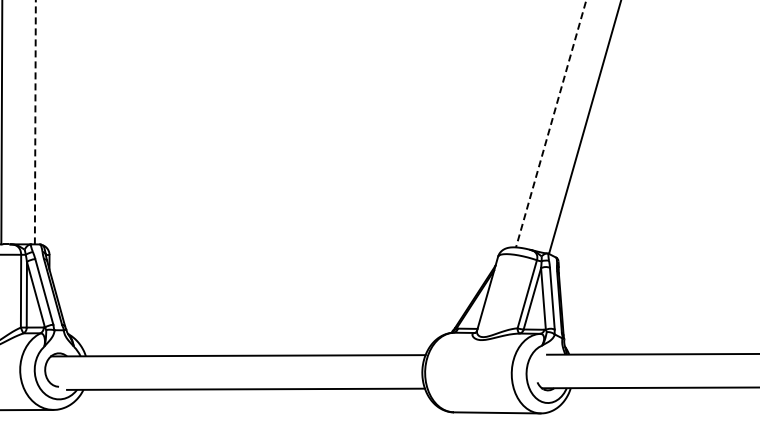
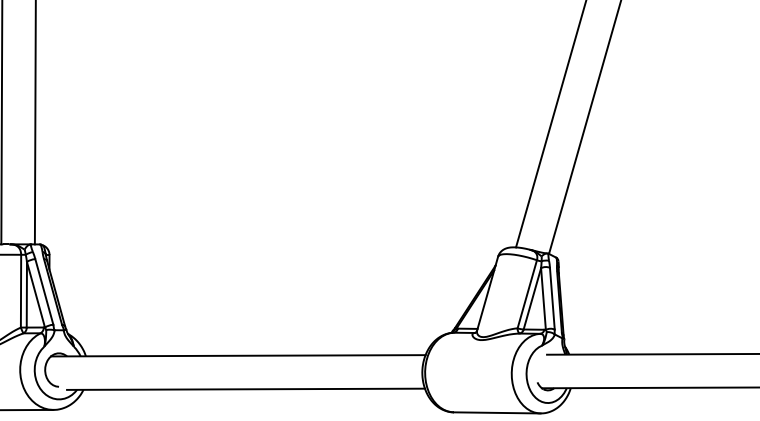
line: dashed -> solid (35, 122)
line: dashed -> solid (551, 124)
